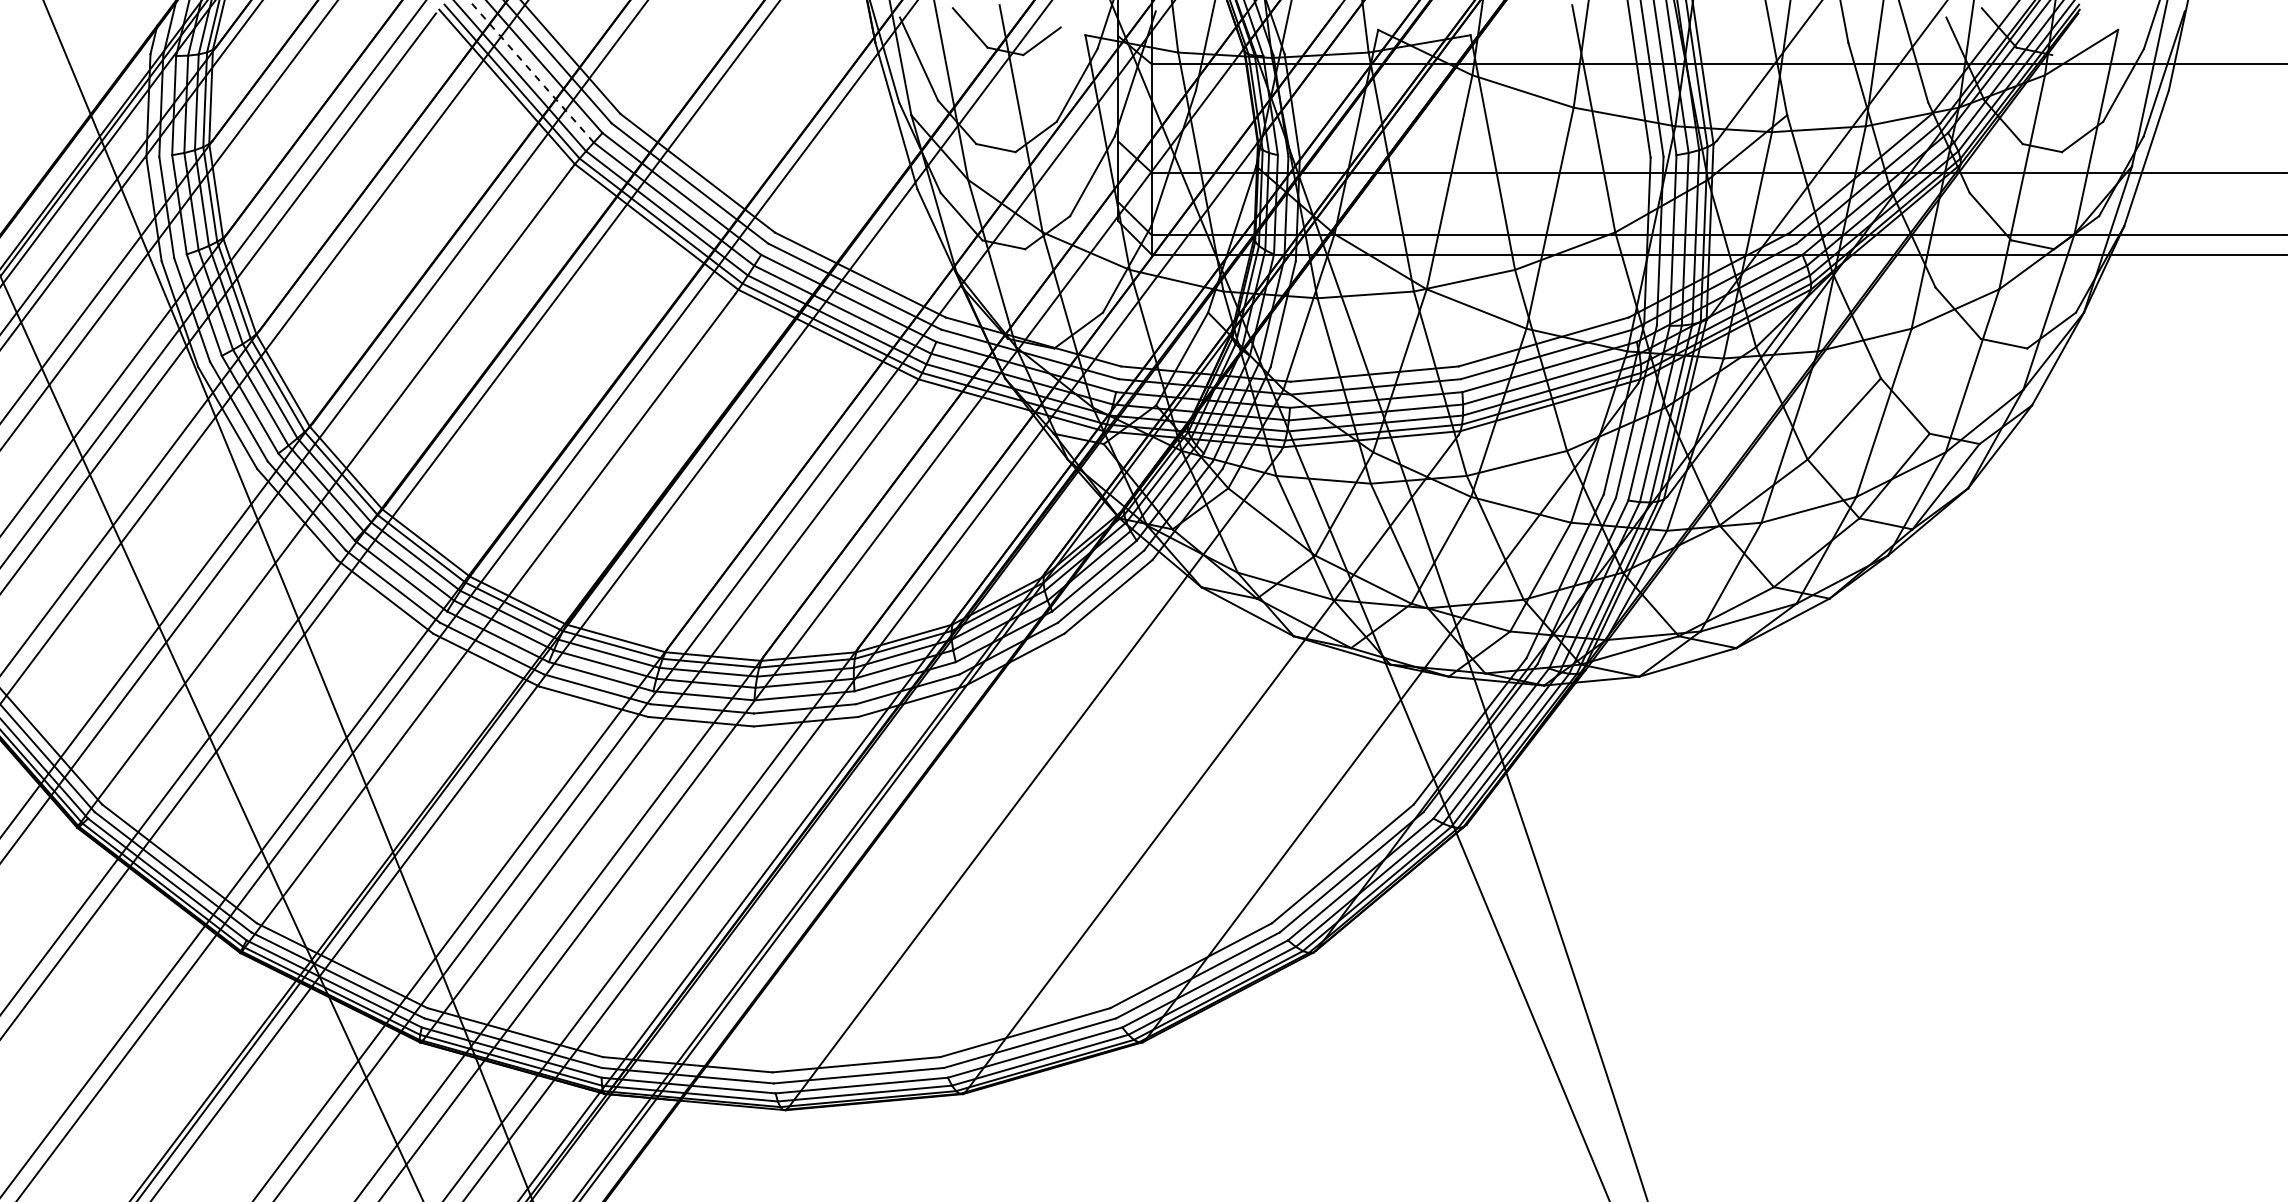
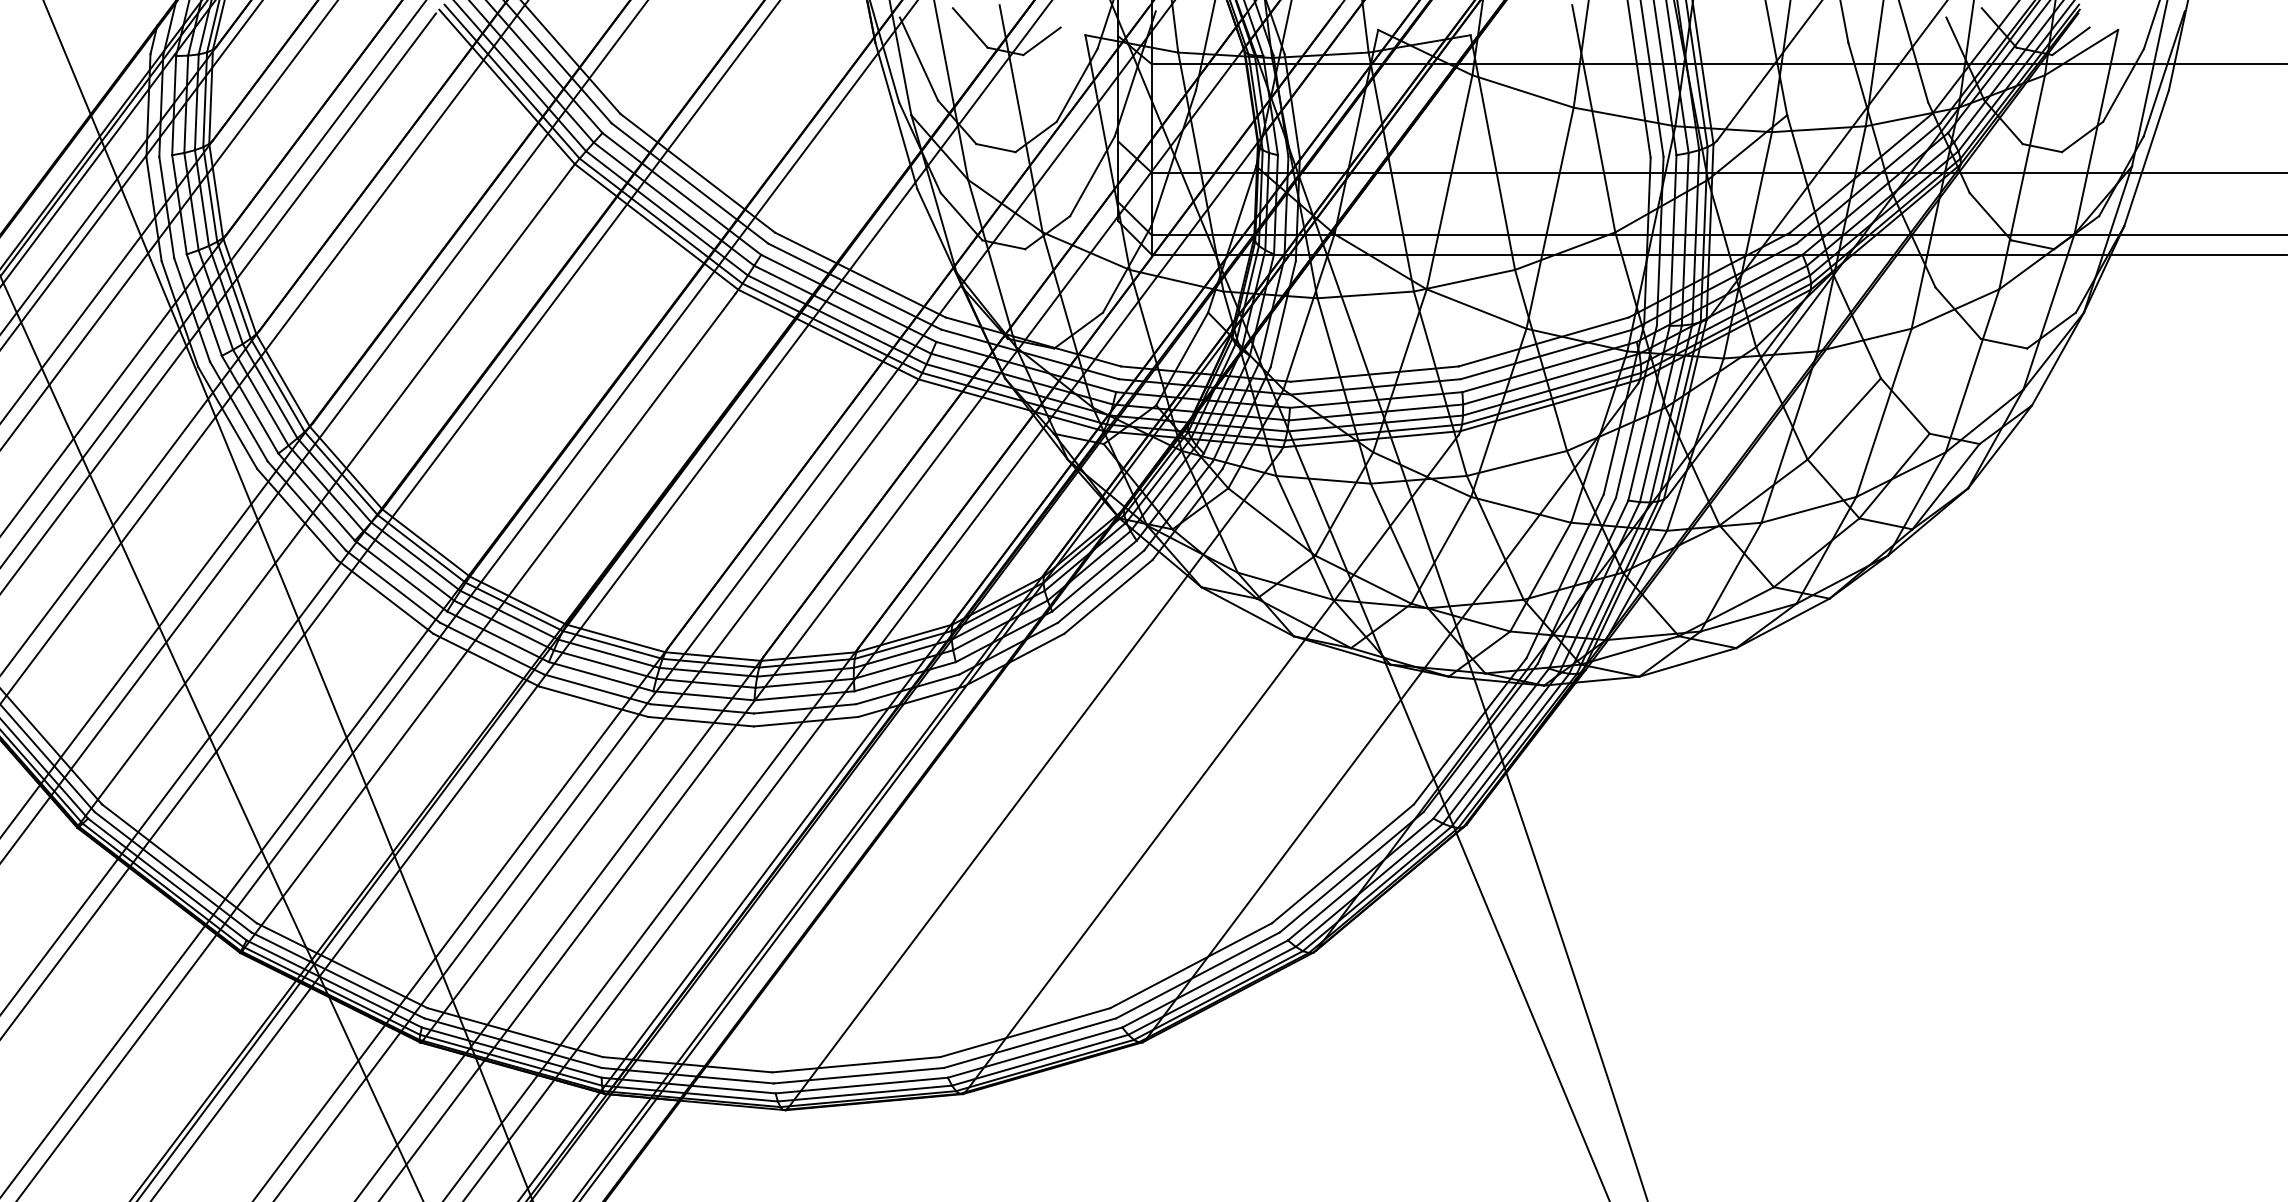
line: none -> present (2070, 41)
line: dashed -> solid (531, 71)
